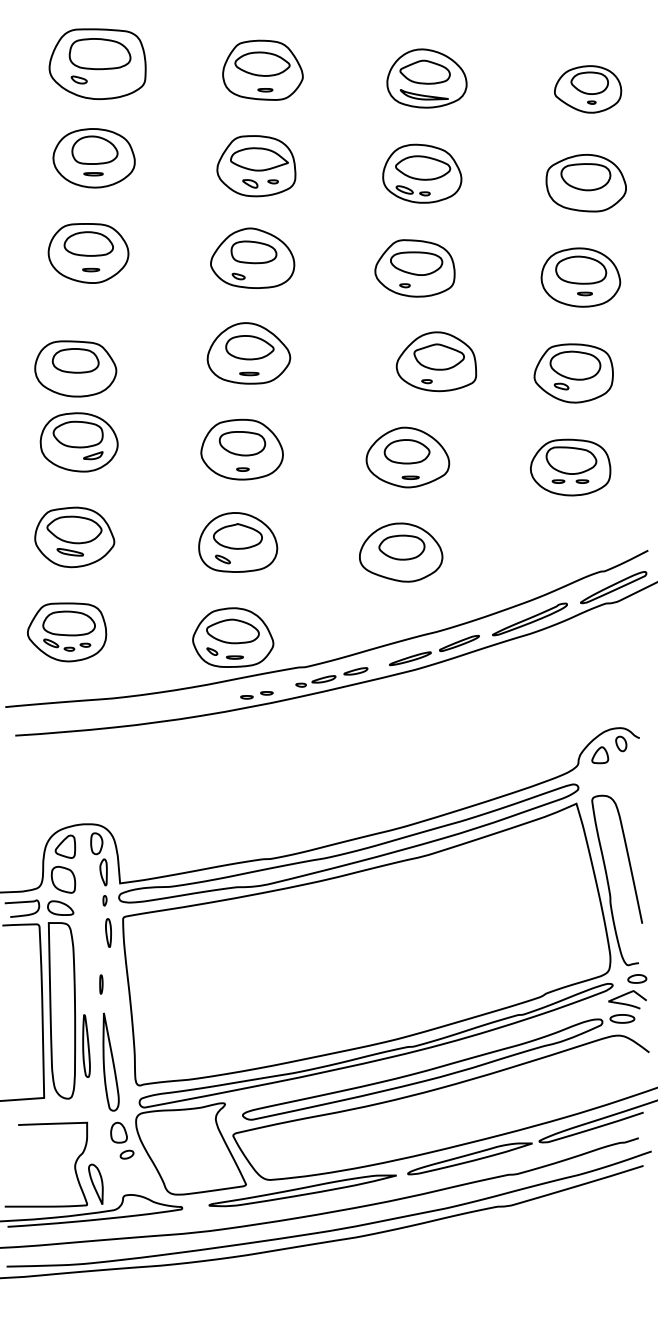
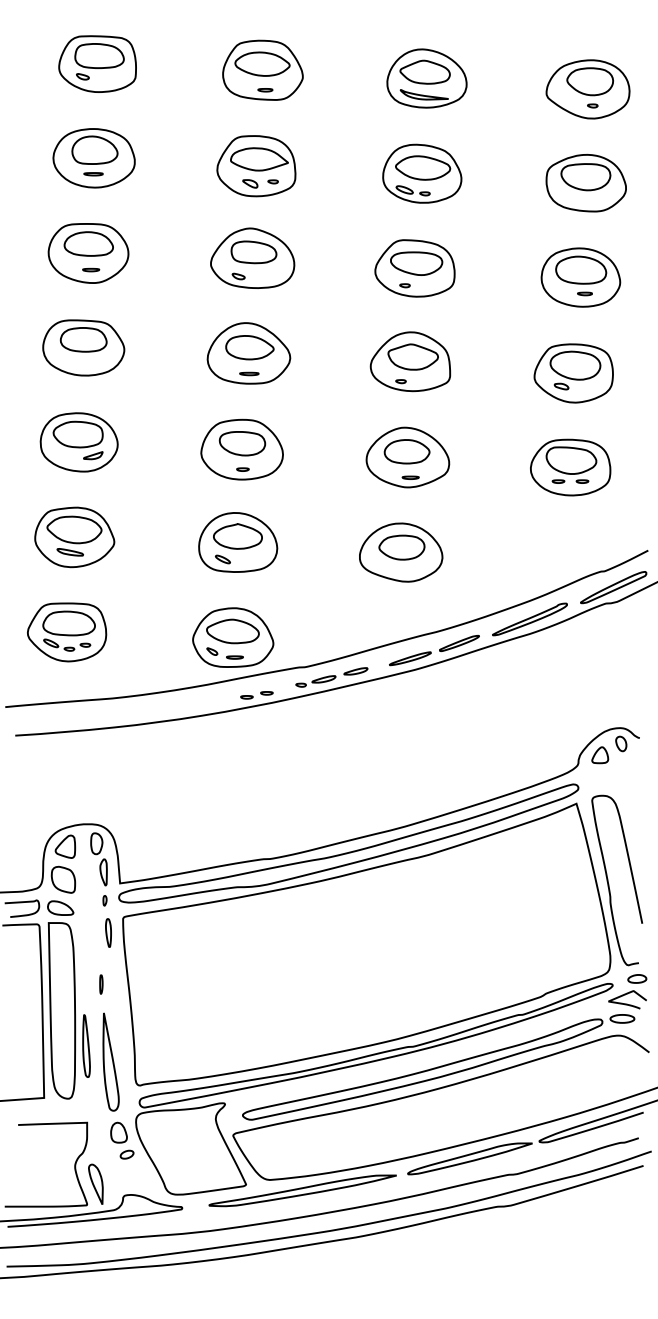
part size: 99x72 px -> 79x58 px (97, 63)
part size: 69x49 px -> 86x61 px (587, 89)
part position: (436, 361) -> (410, 361) (410, 361)
part position: (75, 368) -> (83, 347) (83, 347)
